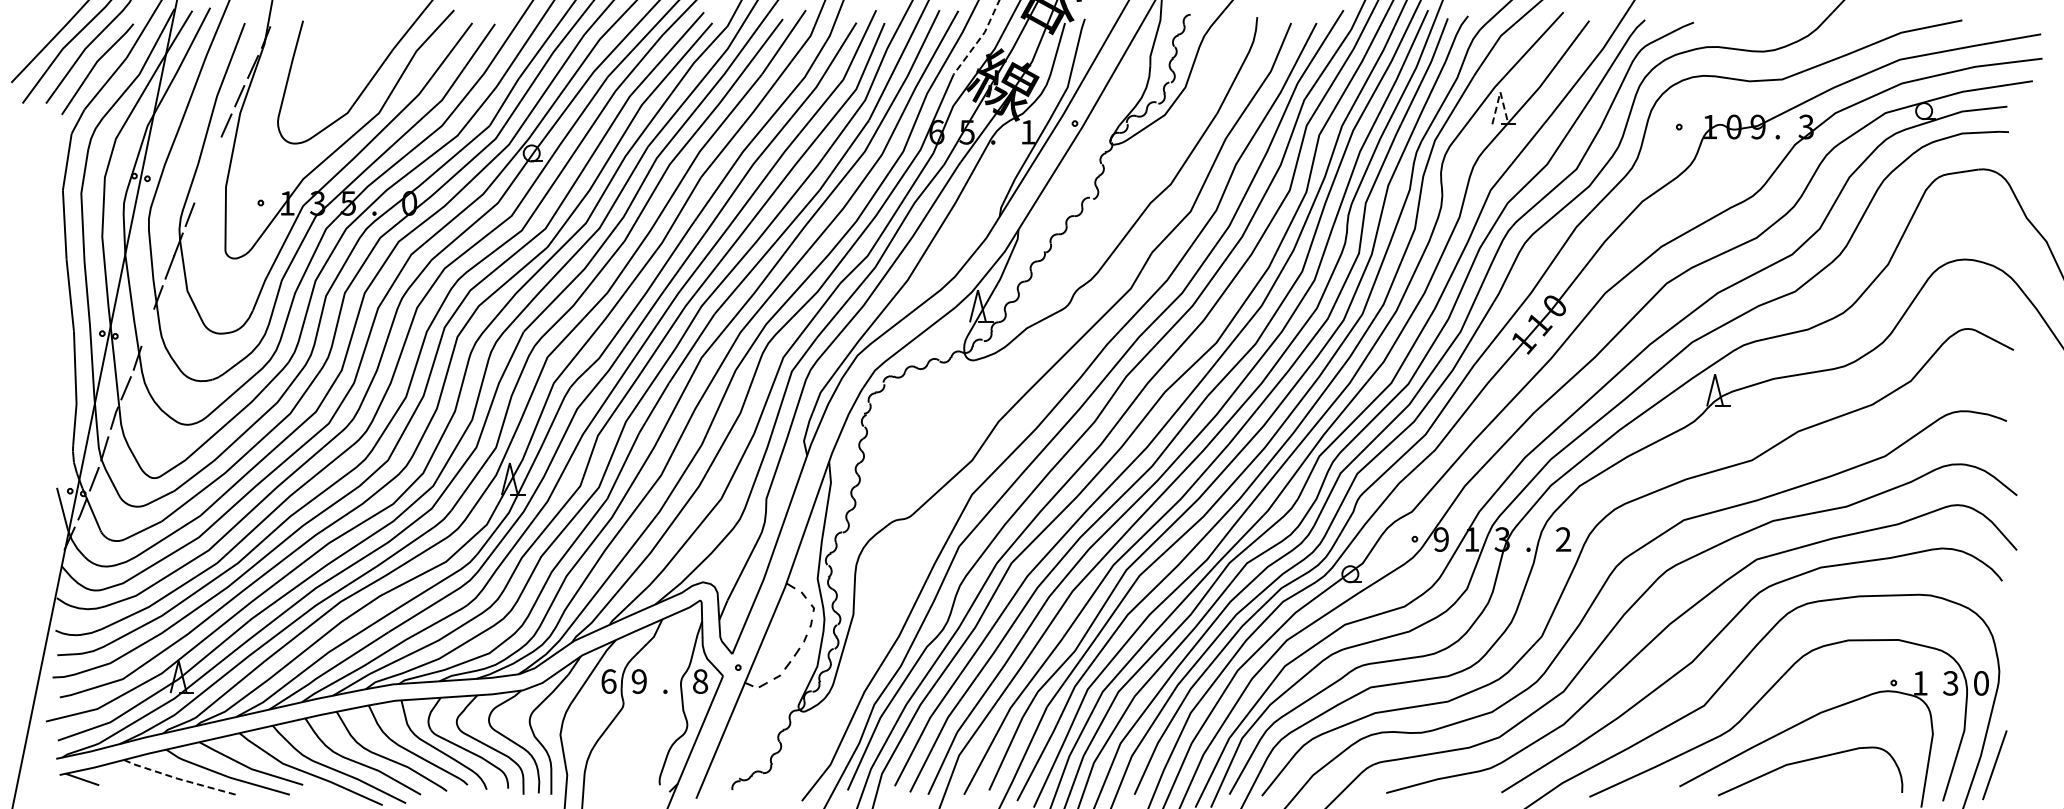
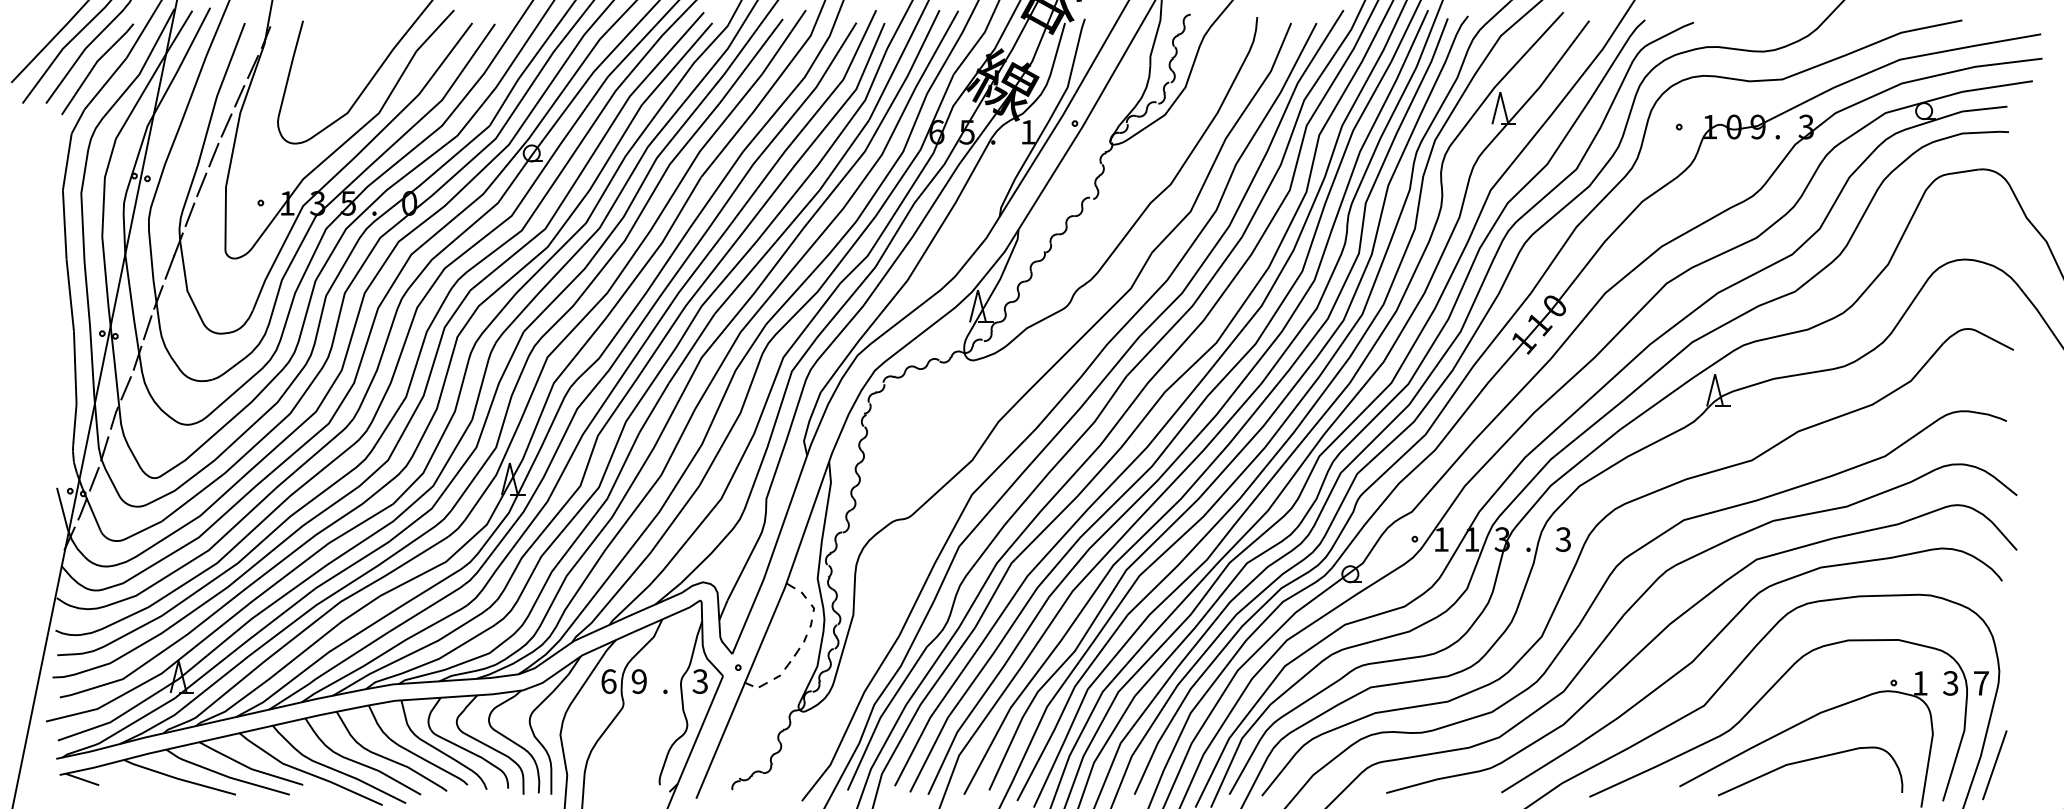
line: dashed -> solid (979, 39)
line: dashed -> solid (1500, 92)
line: none -> present (213, 154)
line: none -> present (201, 184)
line: none -> present (147, 327)
text: 9 -> 1 (1440, 539)
text: 2 -> 3 (1563, 539)
text: 8 -> 3 (700, 681)
text: 0 -> 7 (1981, 683)
line: dashed -> solid (178, 779)
